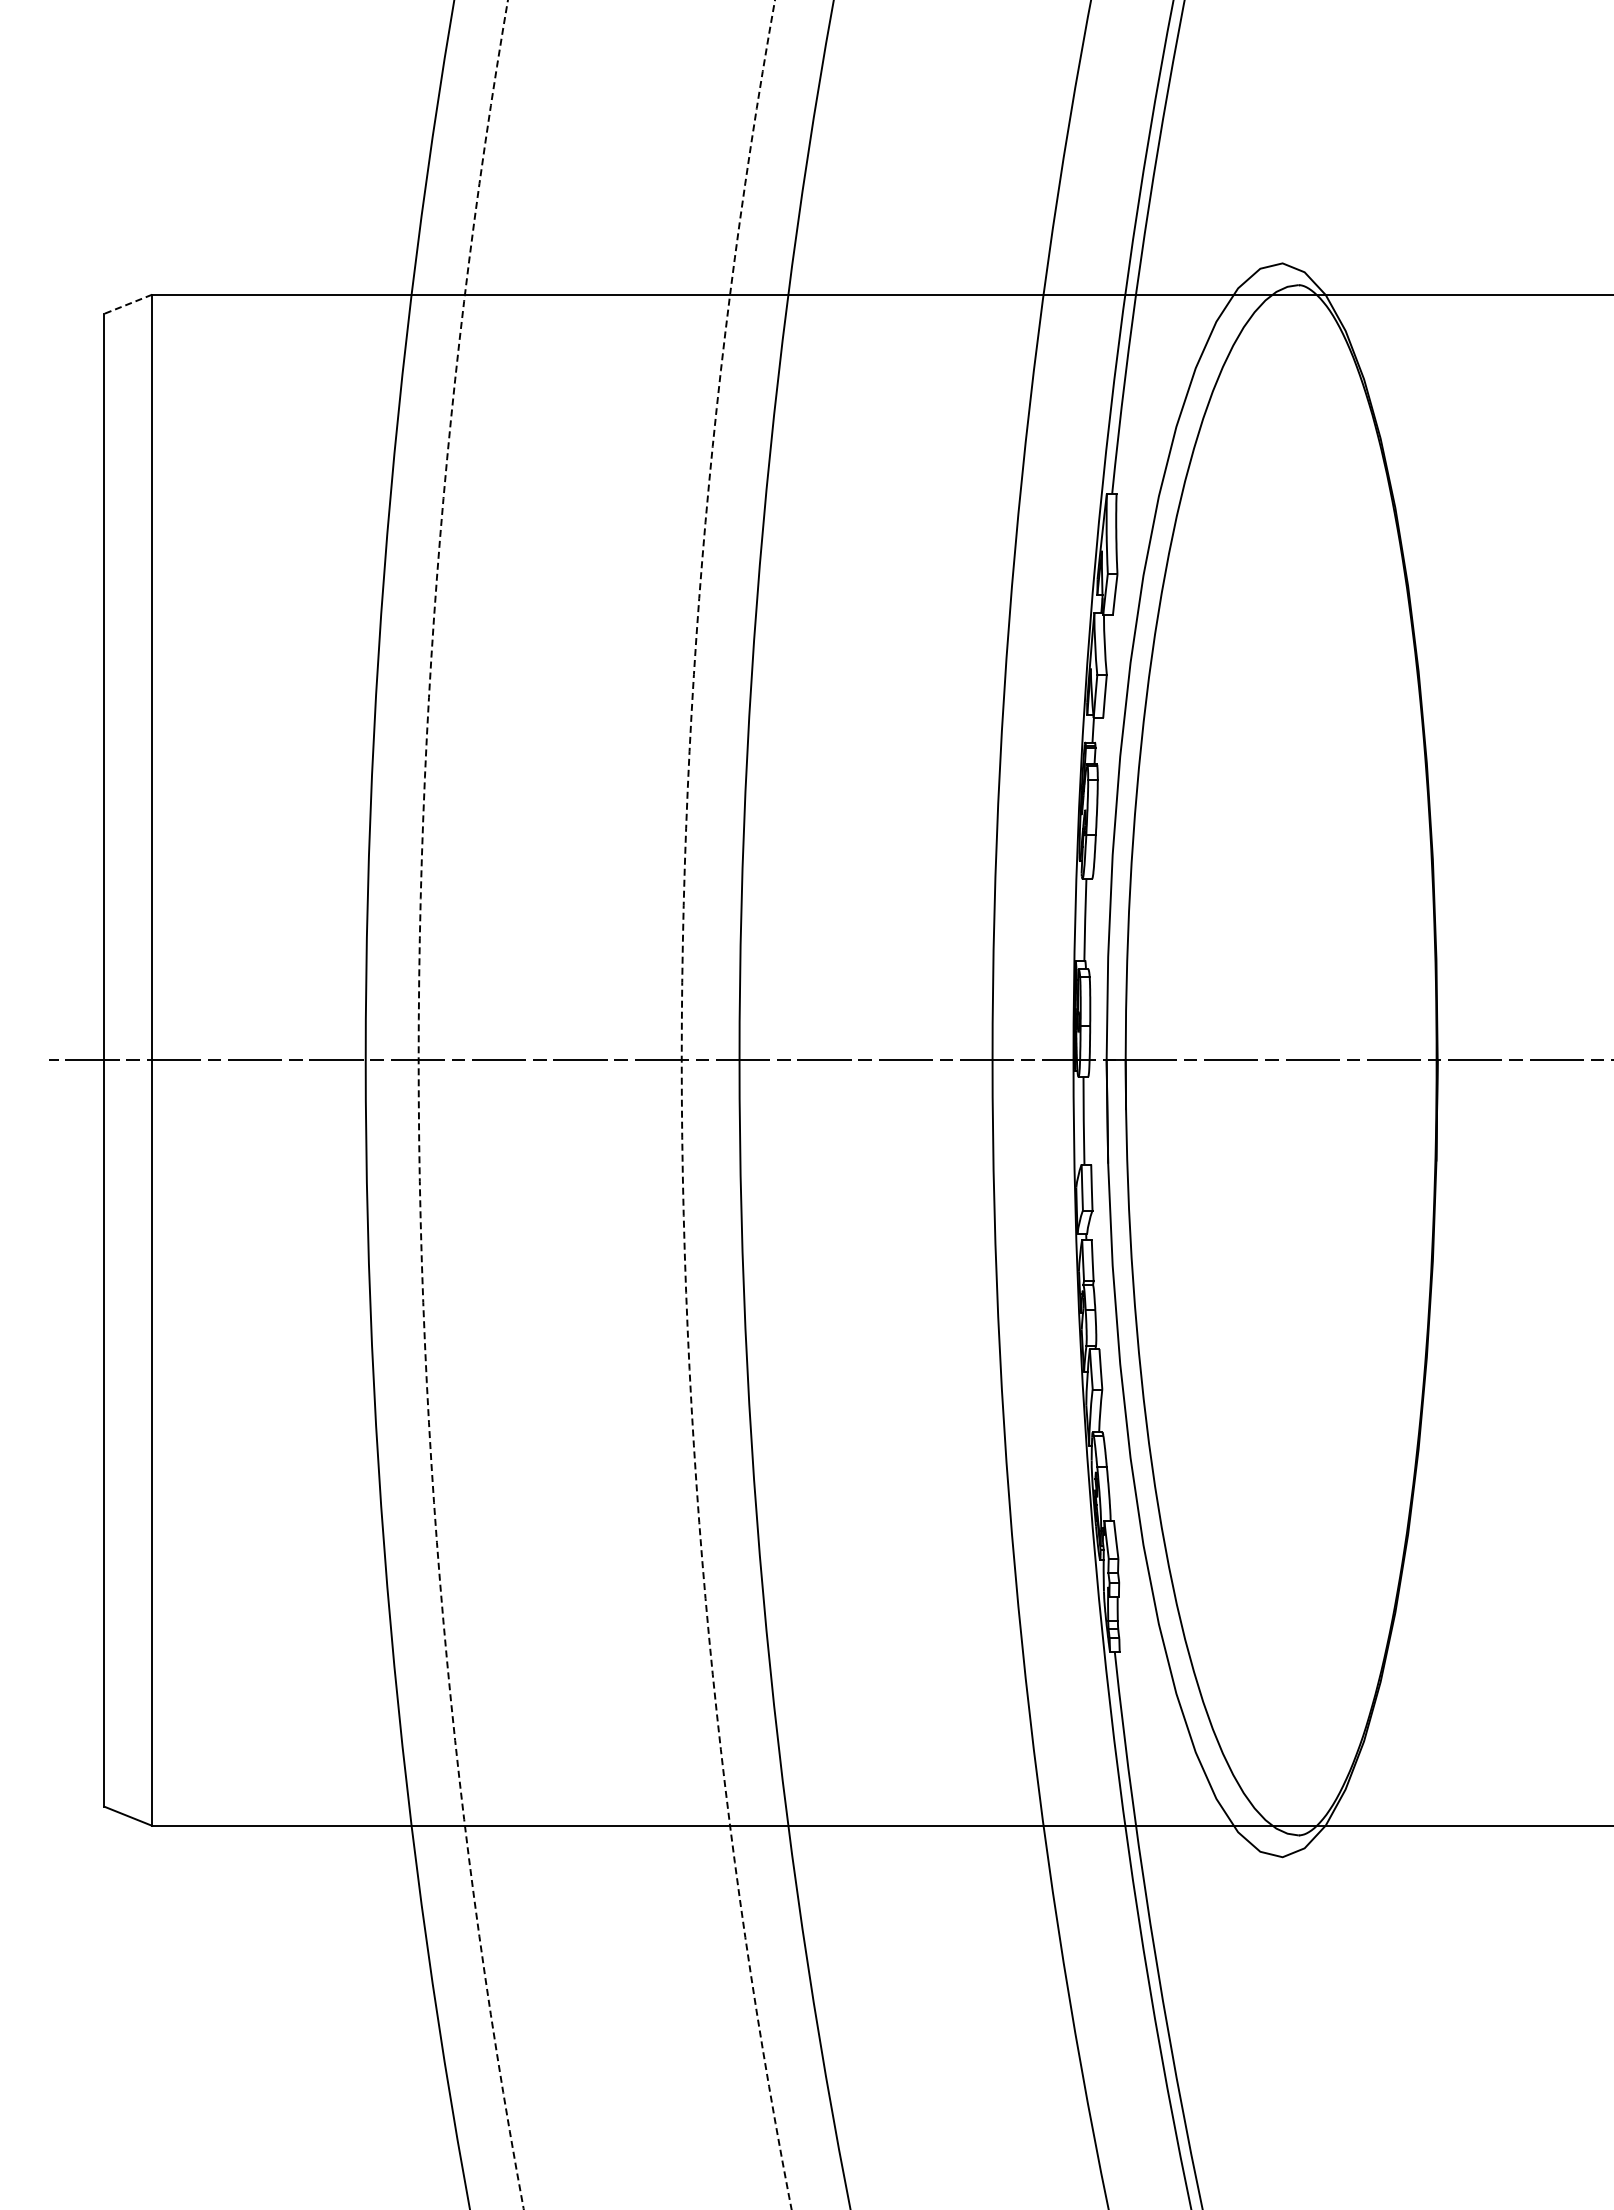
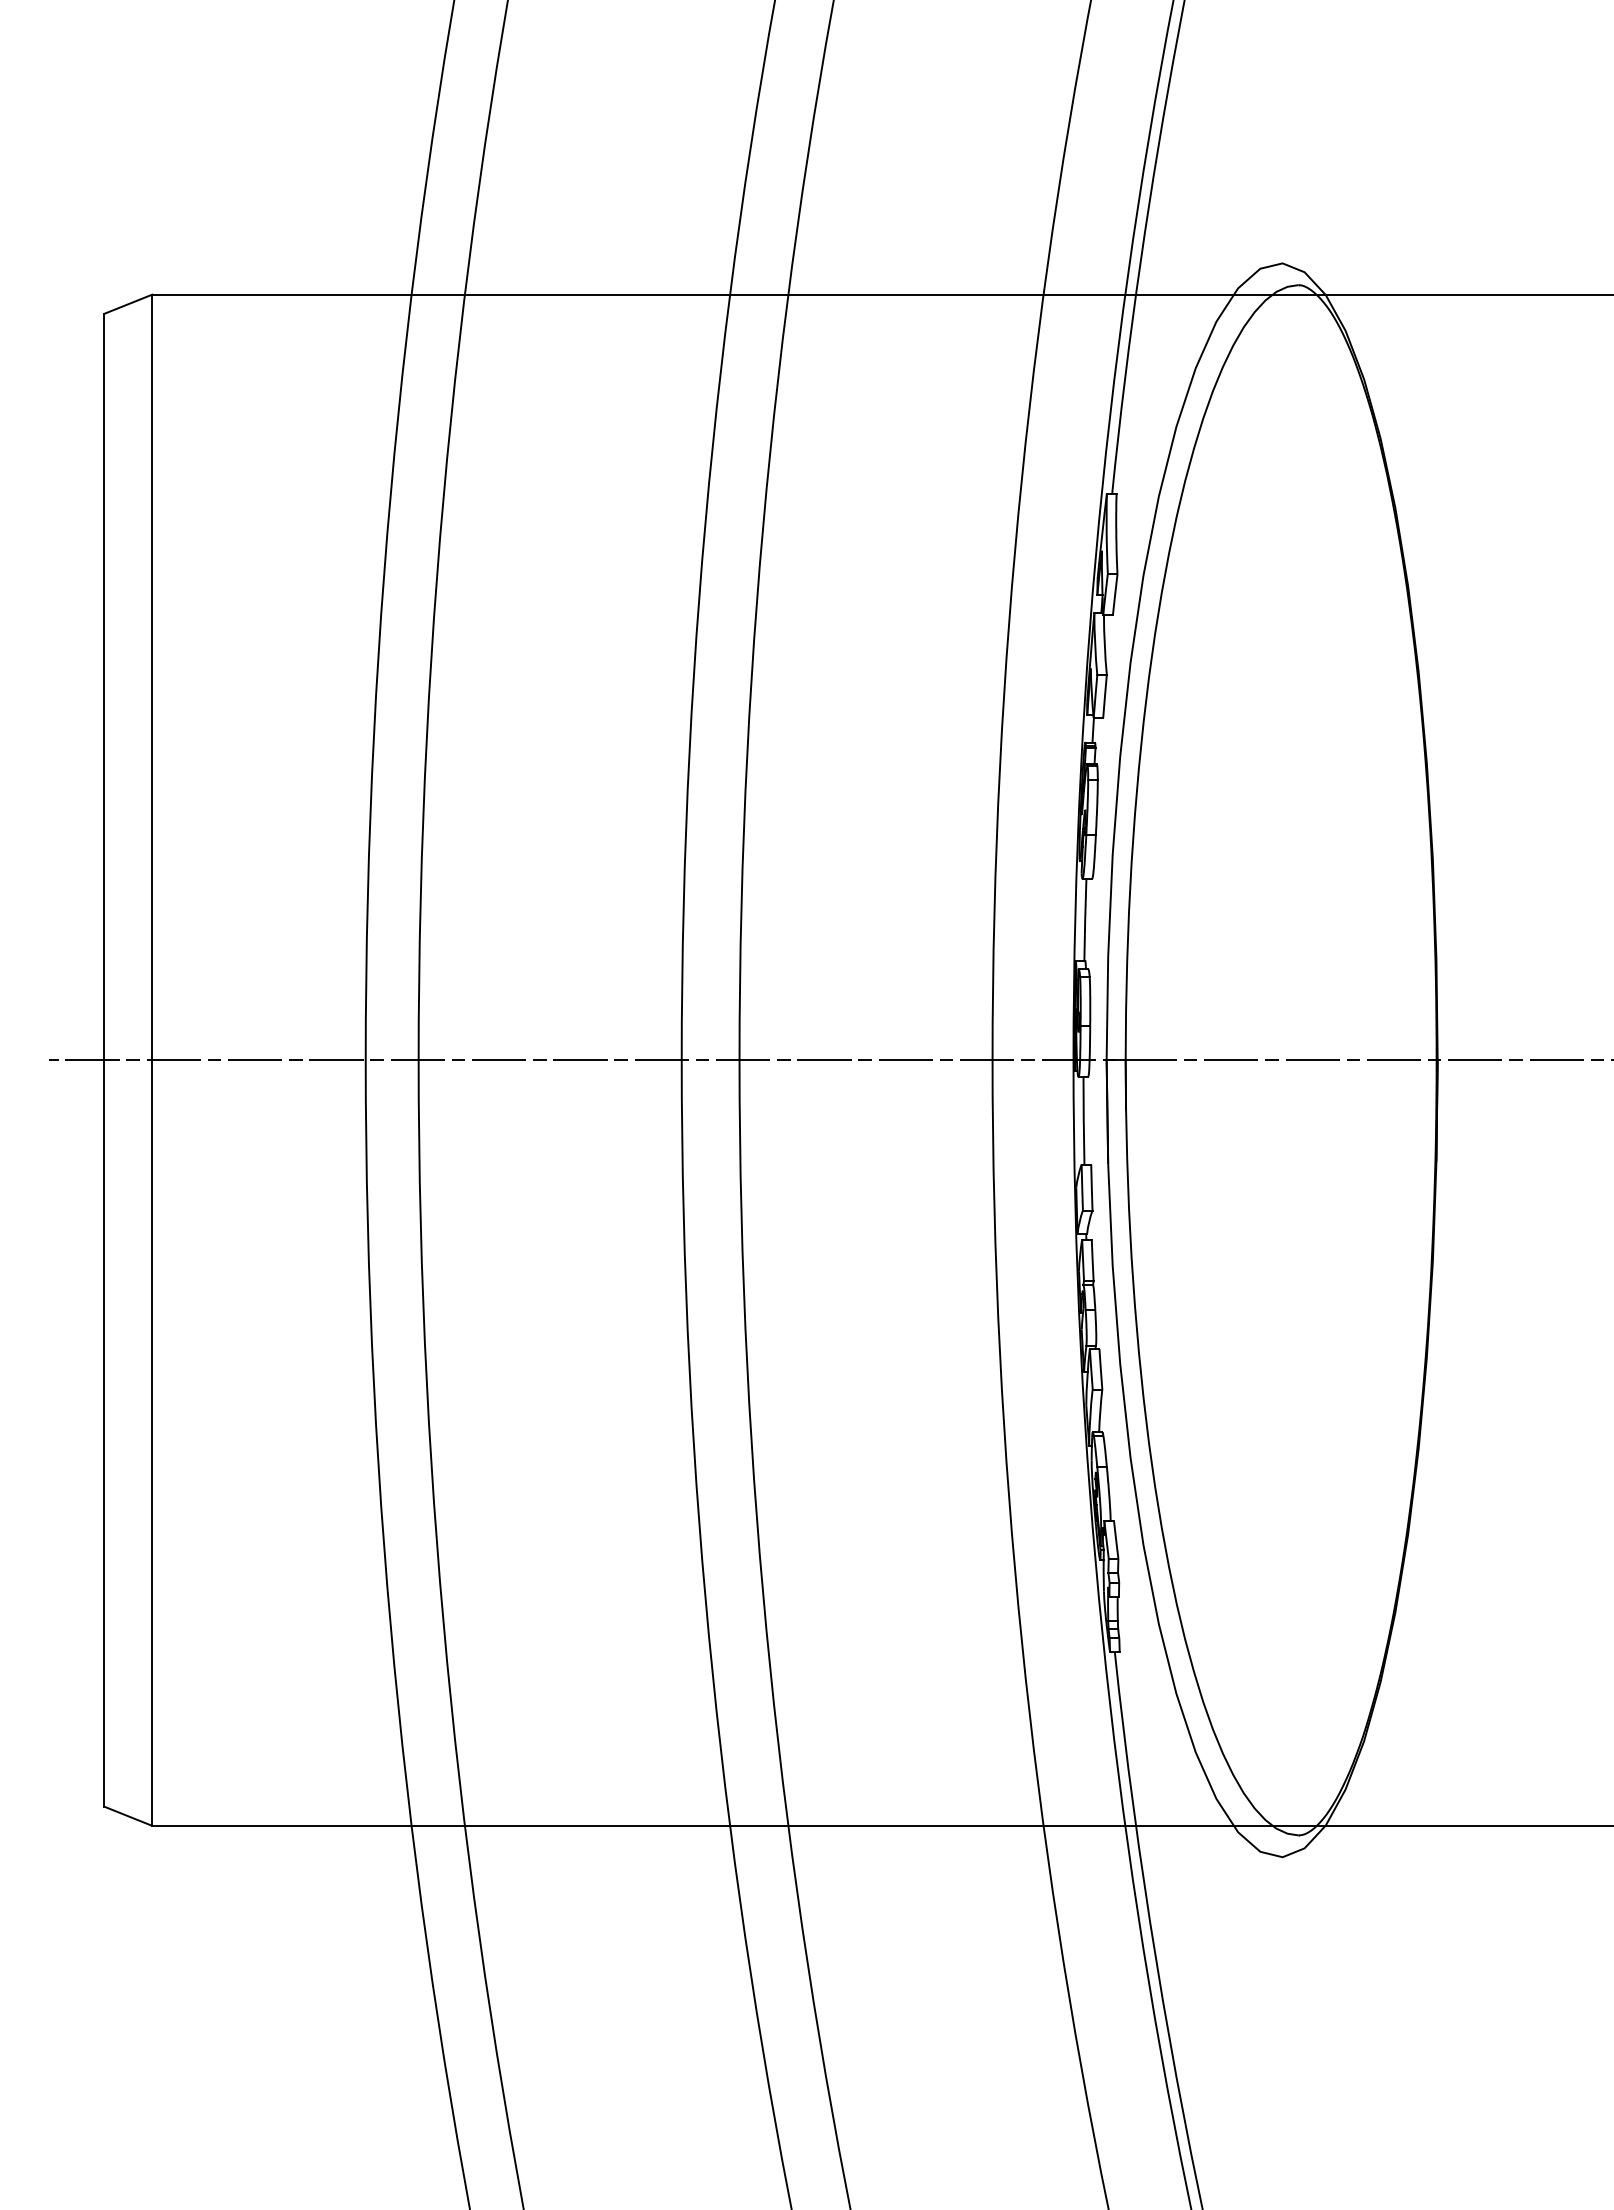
line: dashed -> solid (128, 304)
circle: dashed -> solid (470, 1104)
circle: dashed -> solid (736, 1104)
